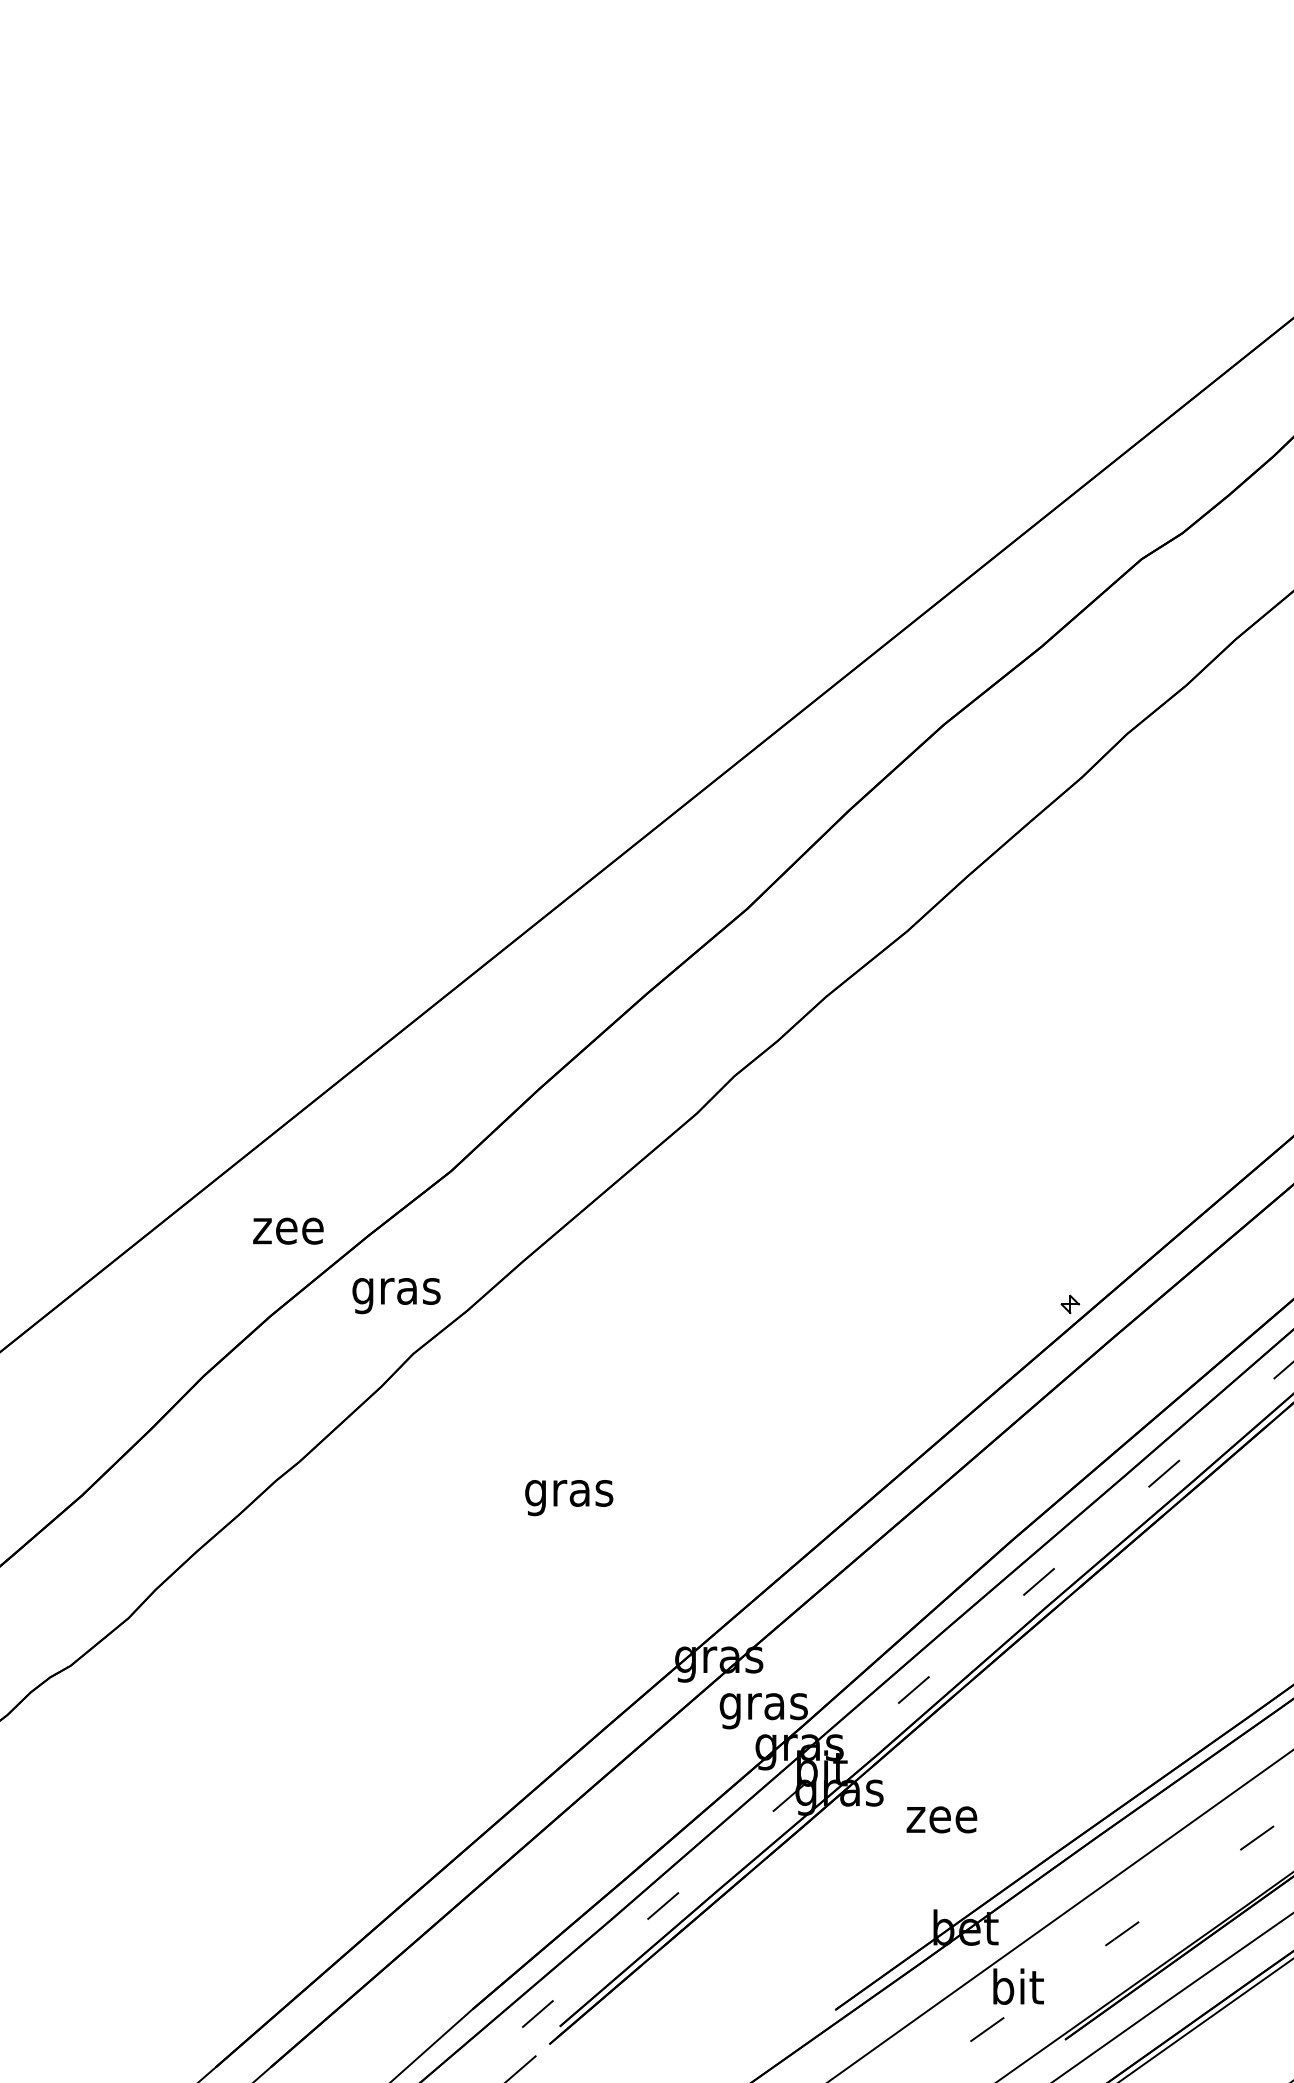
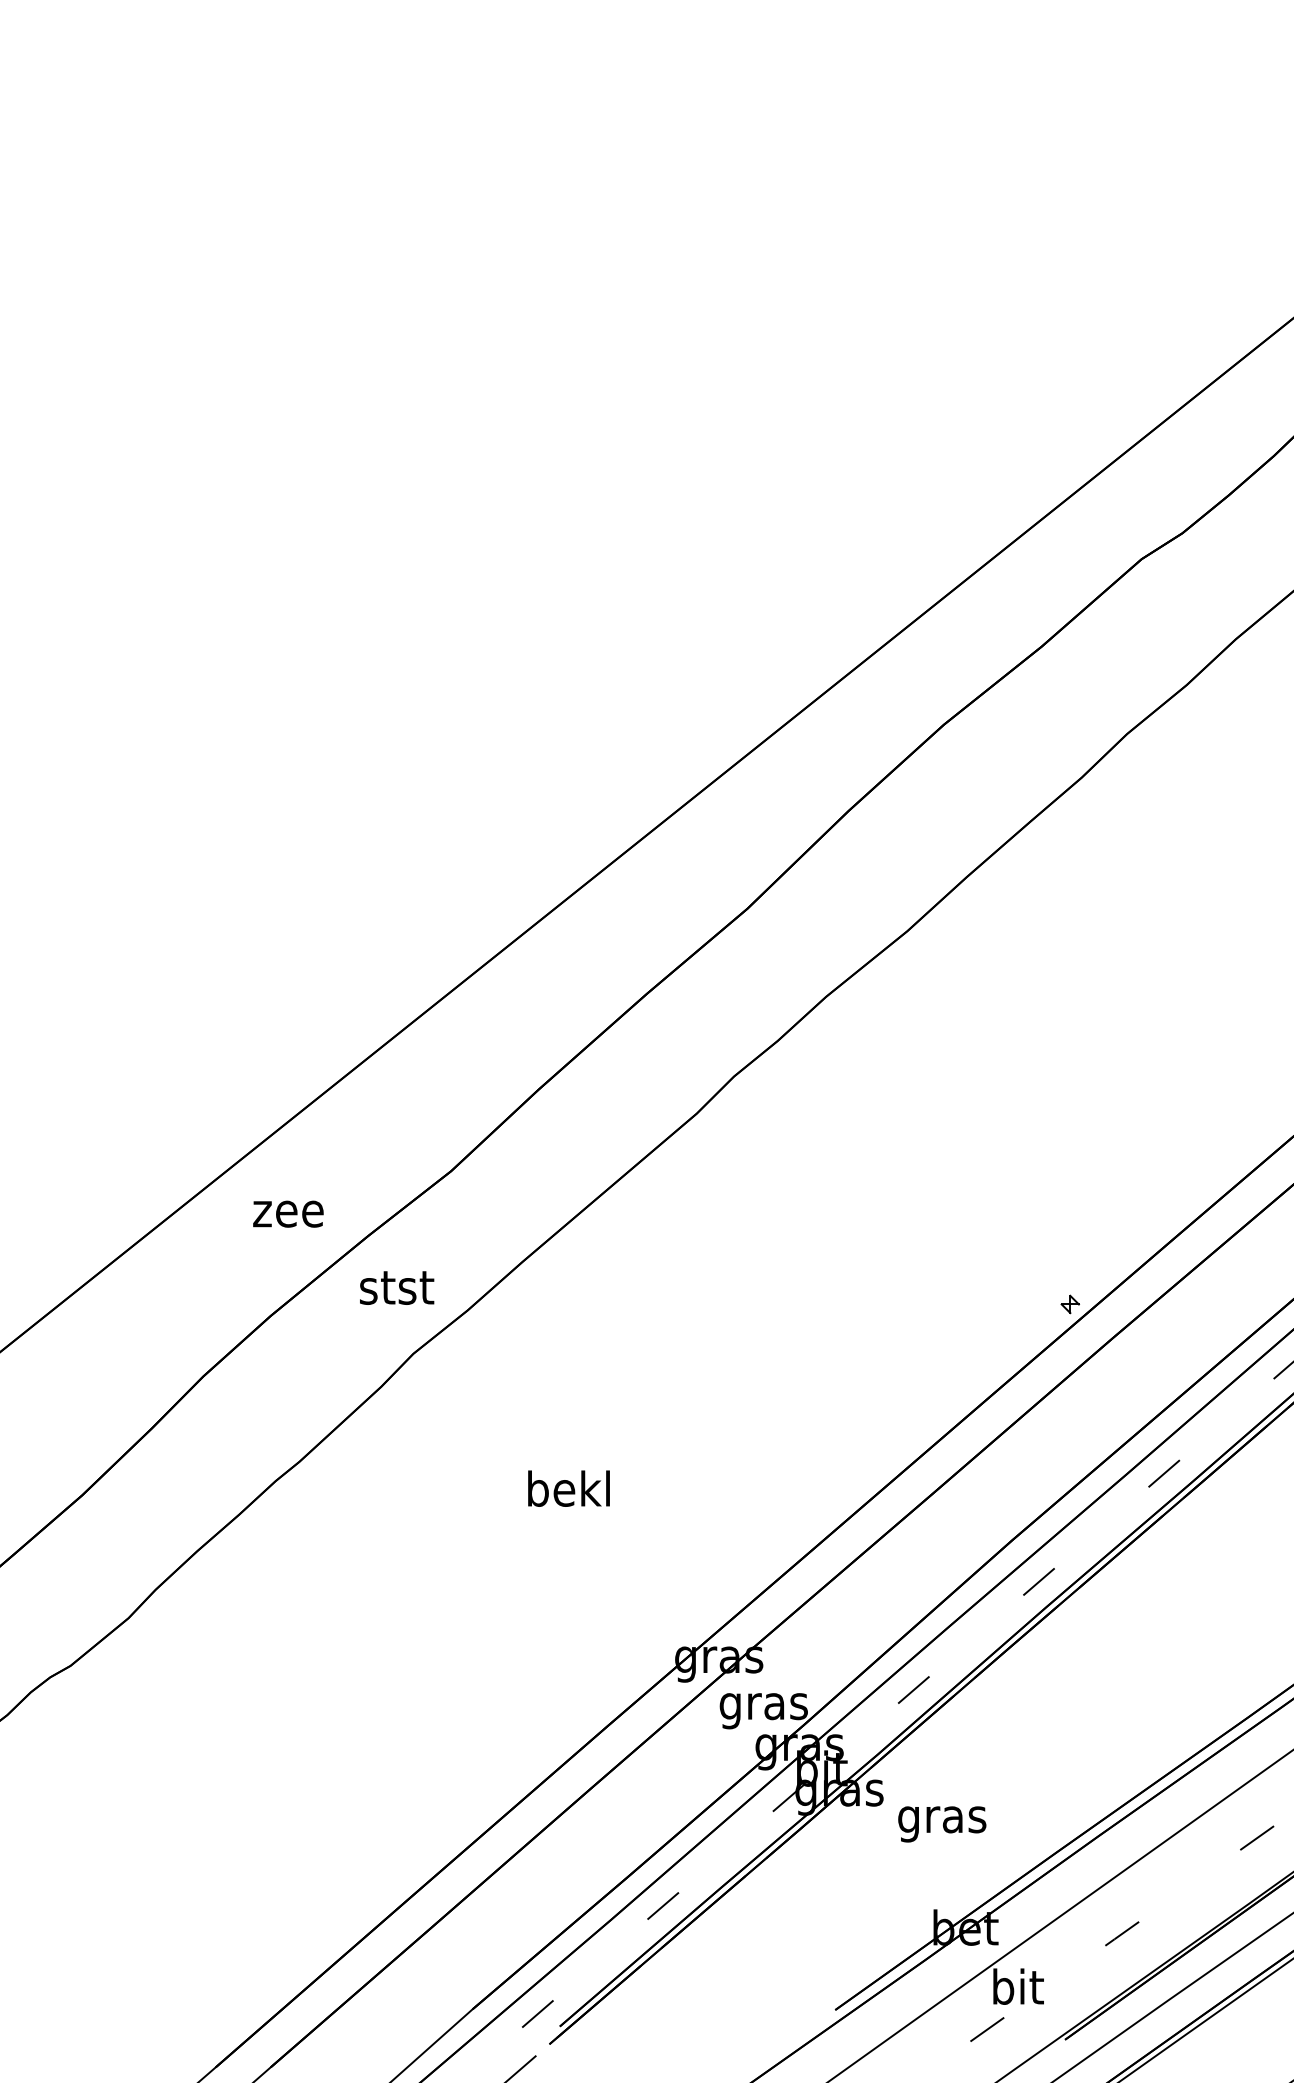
text position: (288, 1230) -> (288, 1213) (288, 1213)
text: gras -> stst (396, 1292)
text: gras -> bekl (569, 1493)
text: zee -> gras (942, 1824)
